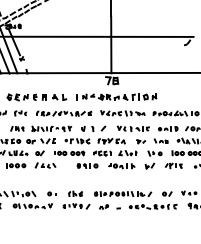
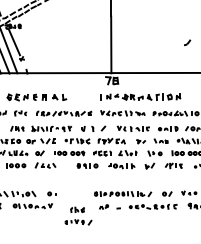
line: present -> none (97, 36)
part position: (116, 96) -> (140, 96) (140, 96)
part position: (76, 199) -> (78, 215) (78, 215)
